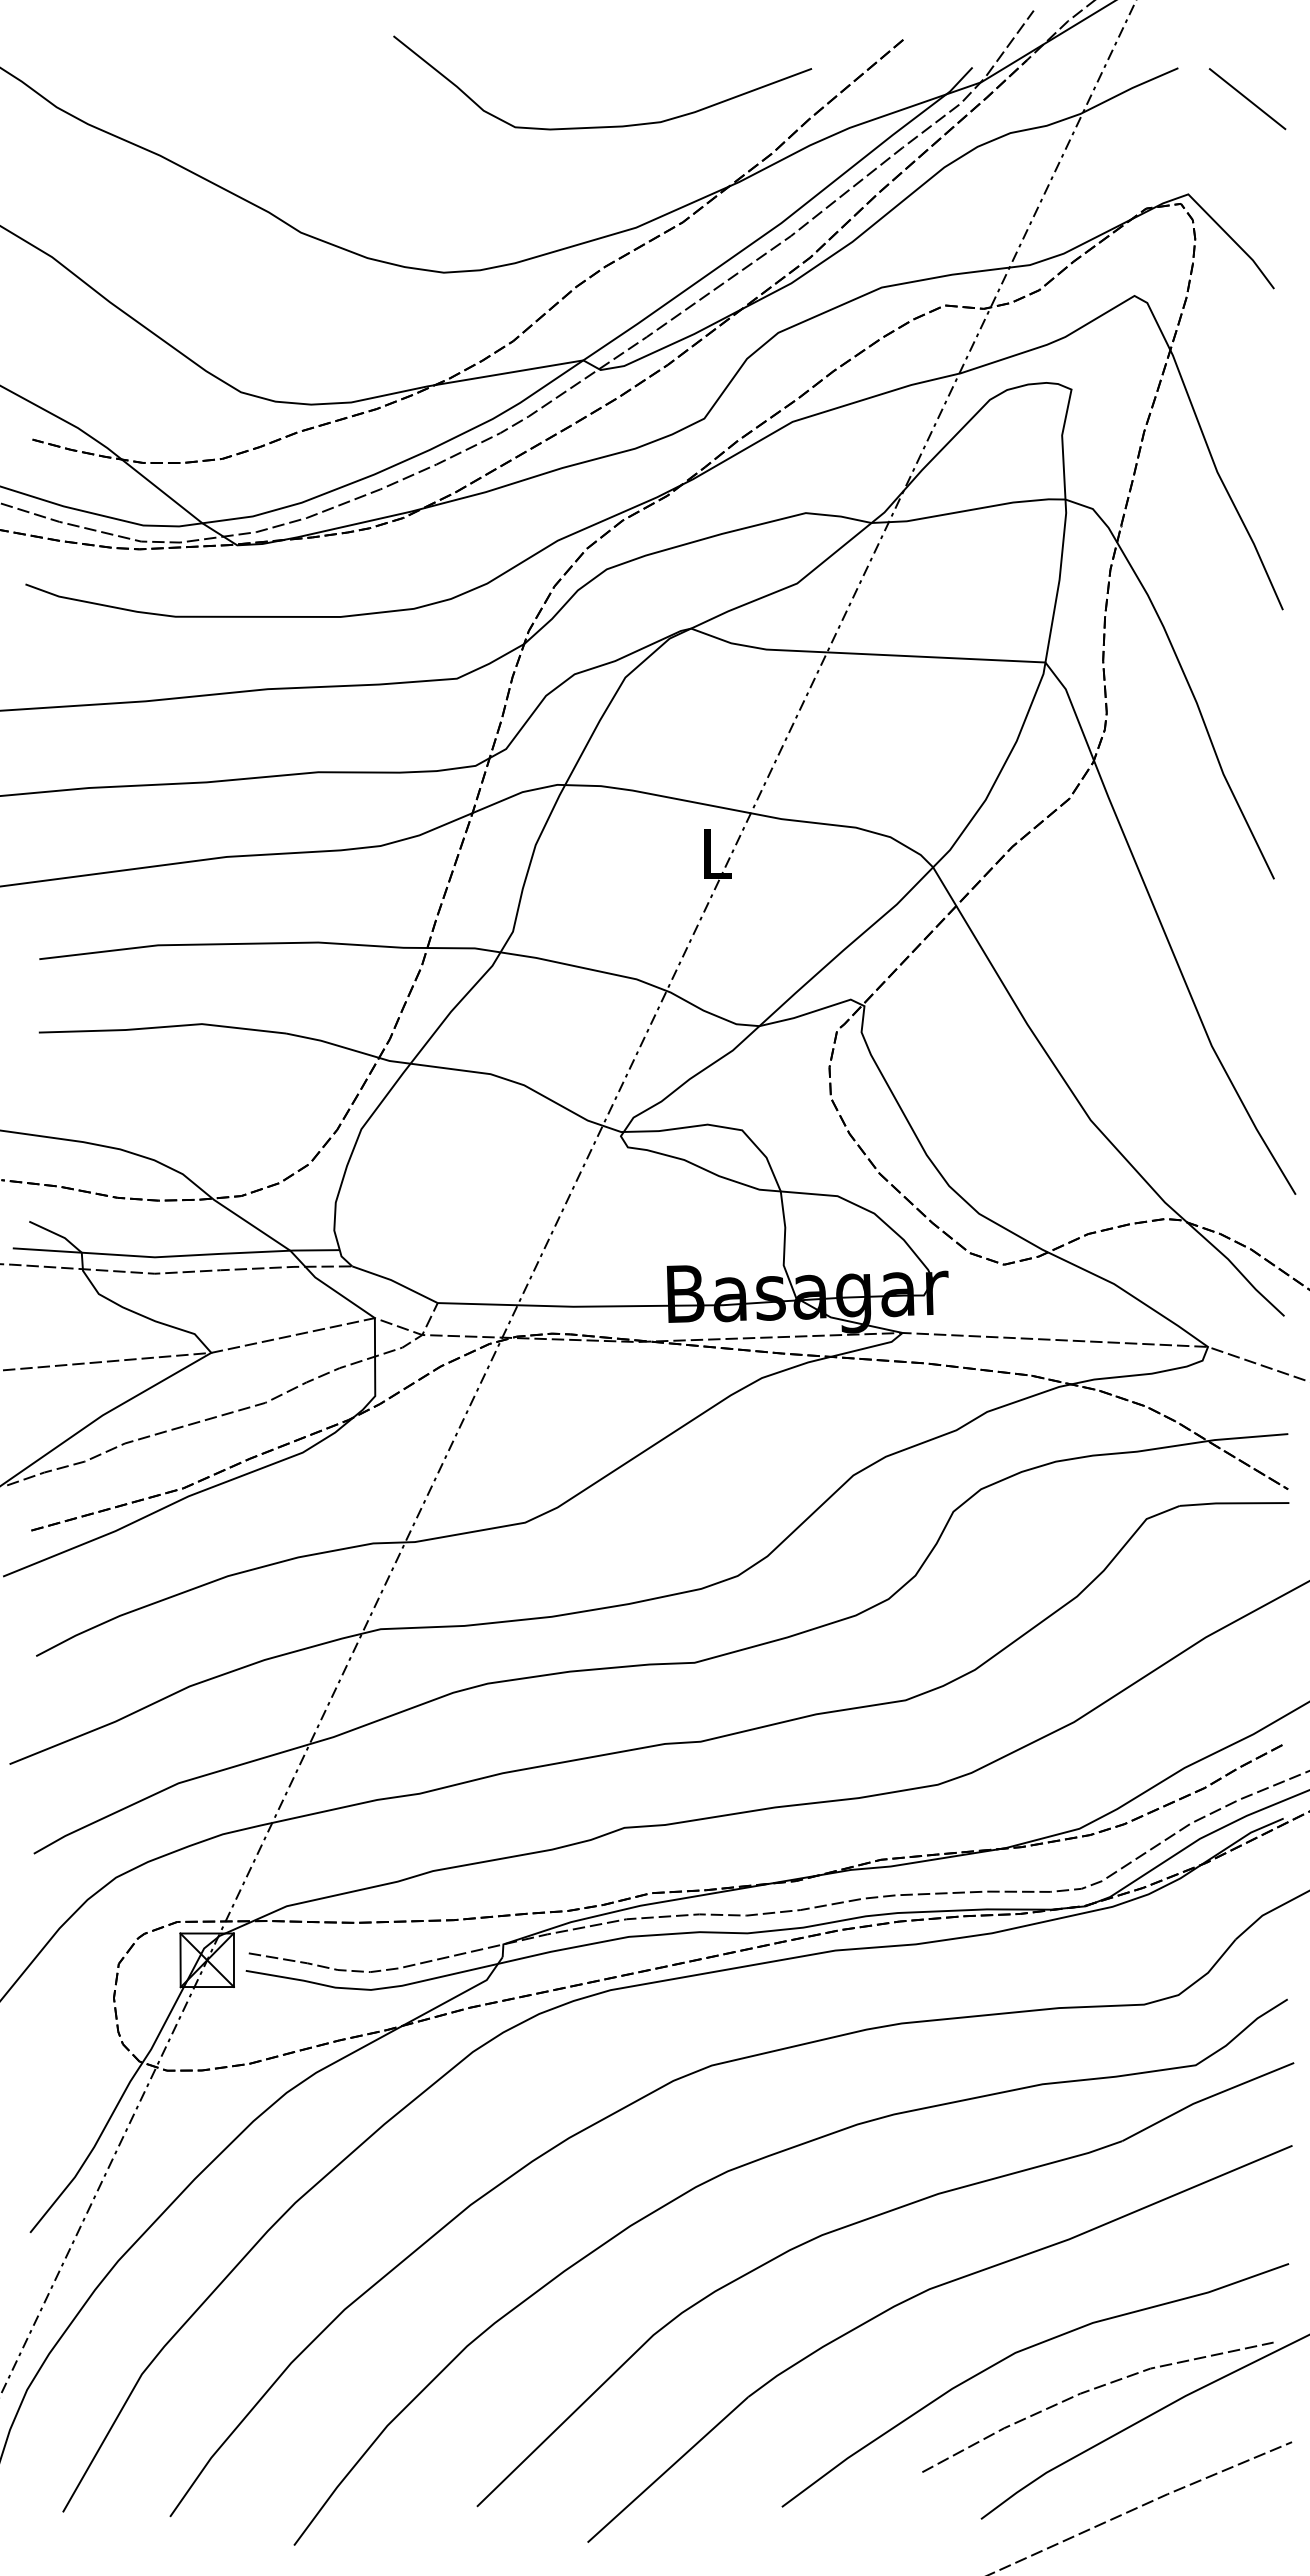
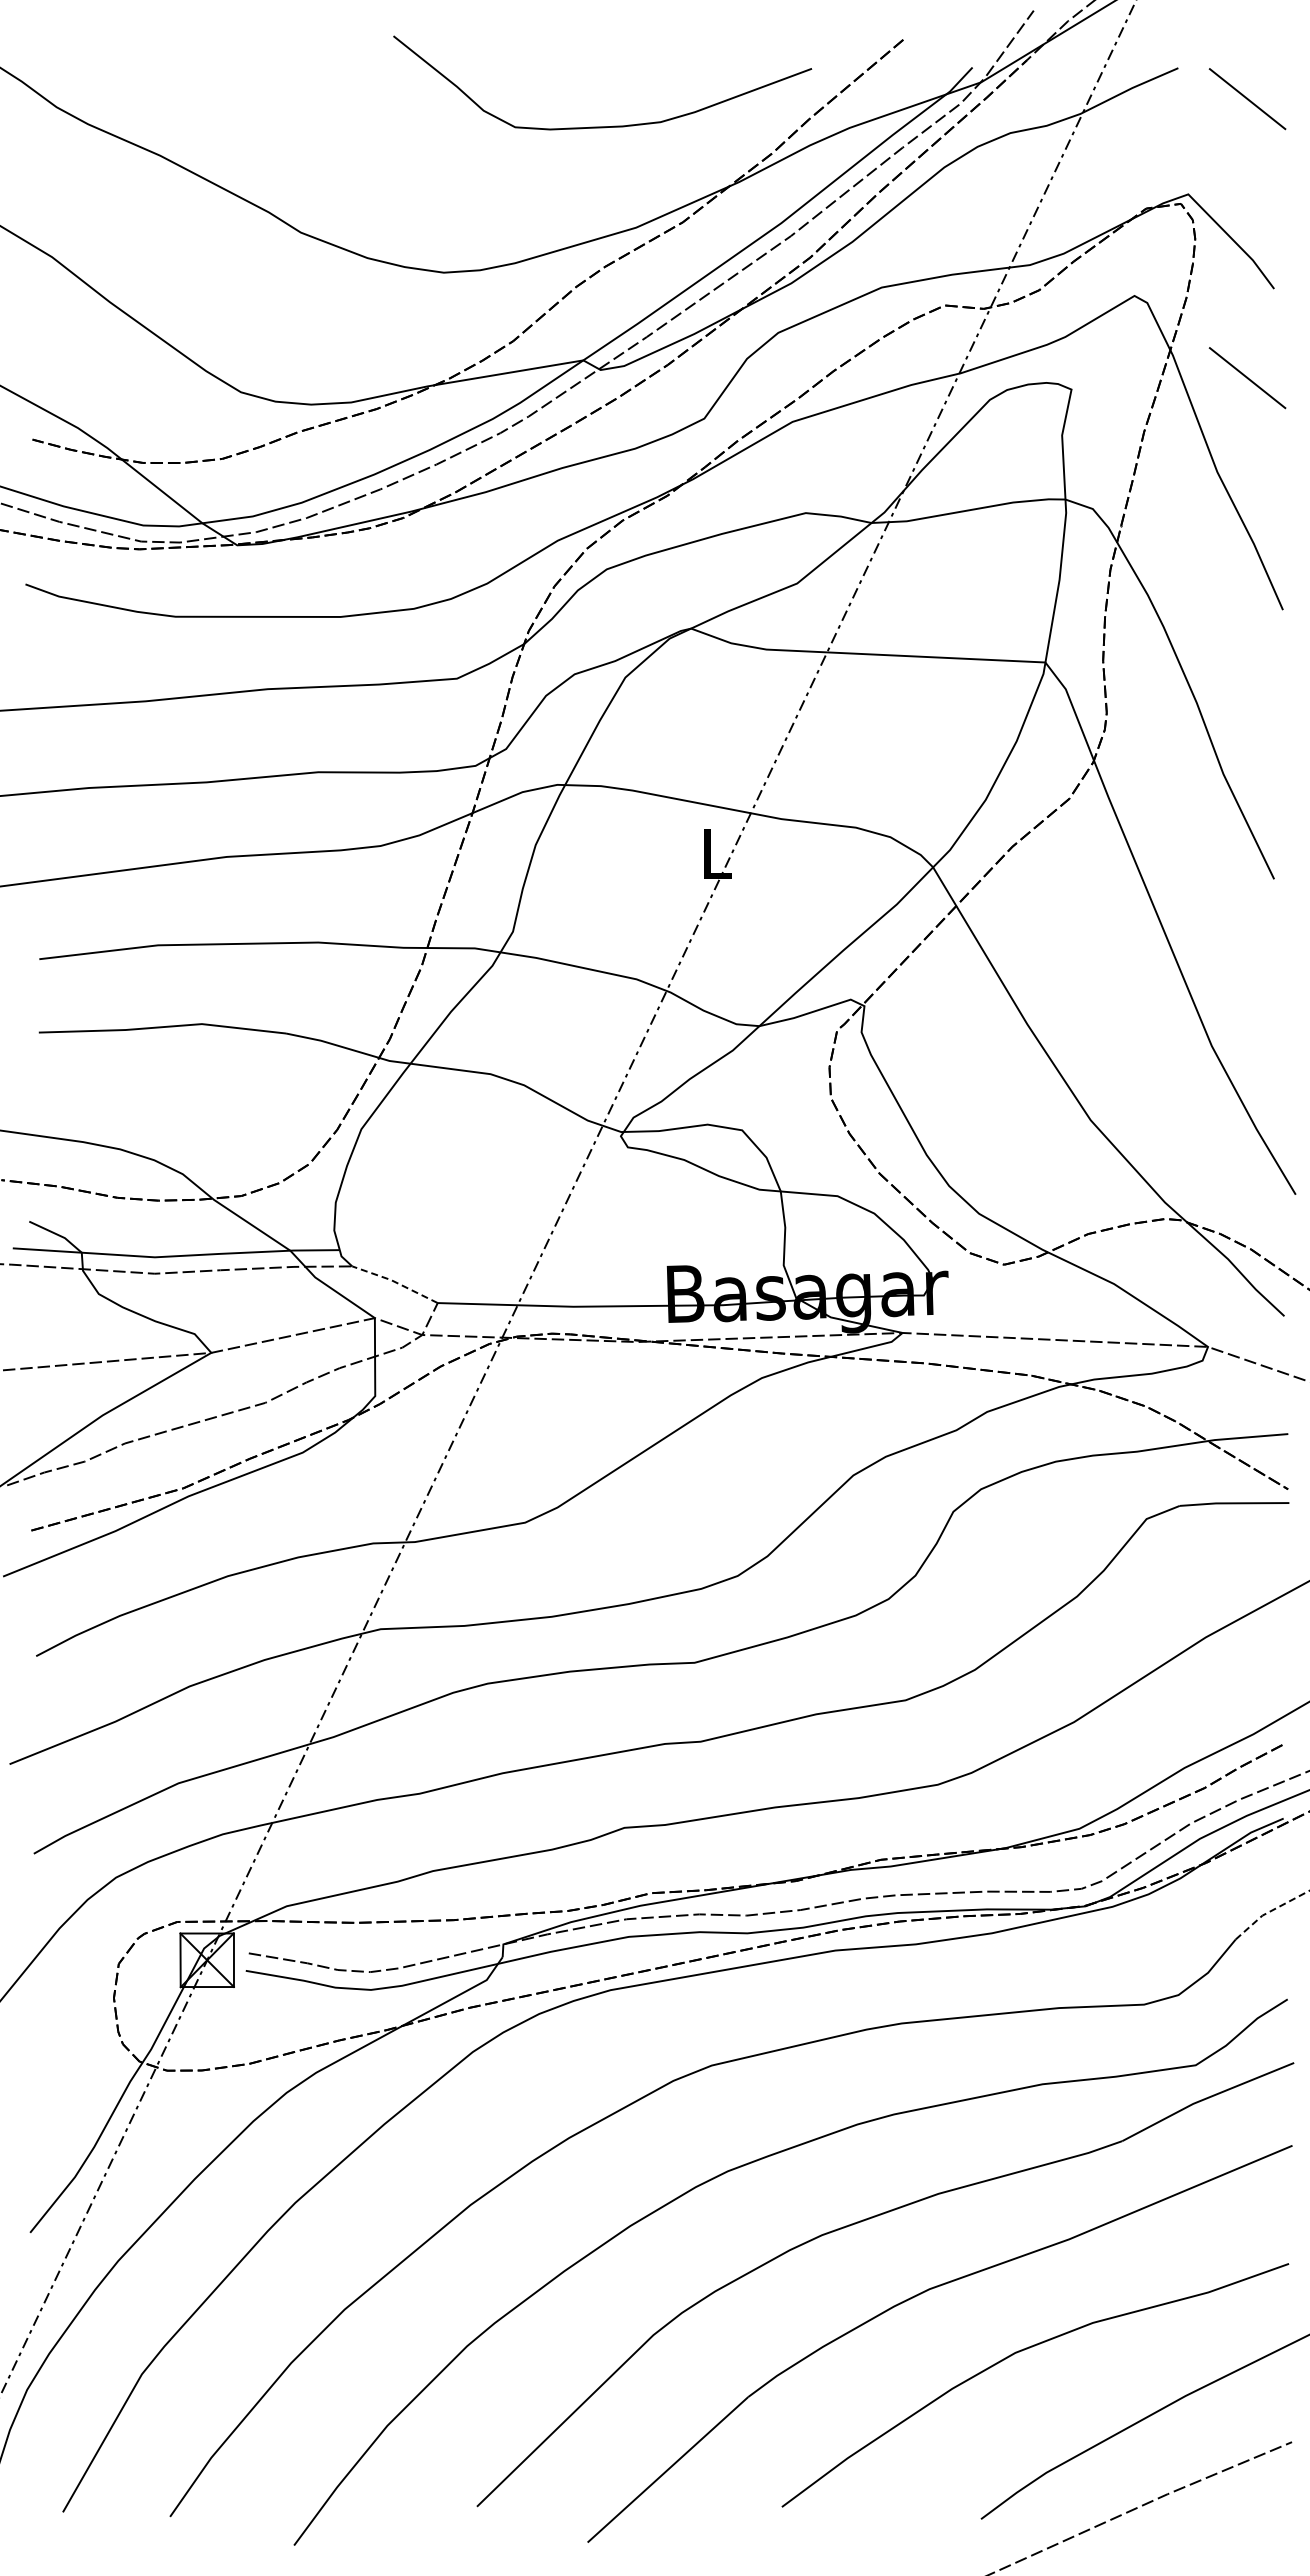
line: none -> present (1247, 378)
line: solid -> dashed (395, 1282)
line: solid -> dashed (1270, 1911)
line: present -> none (1089, 2391)
